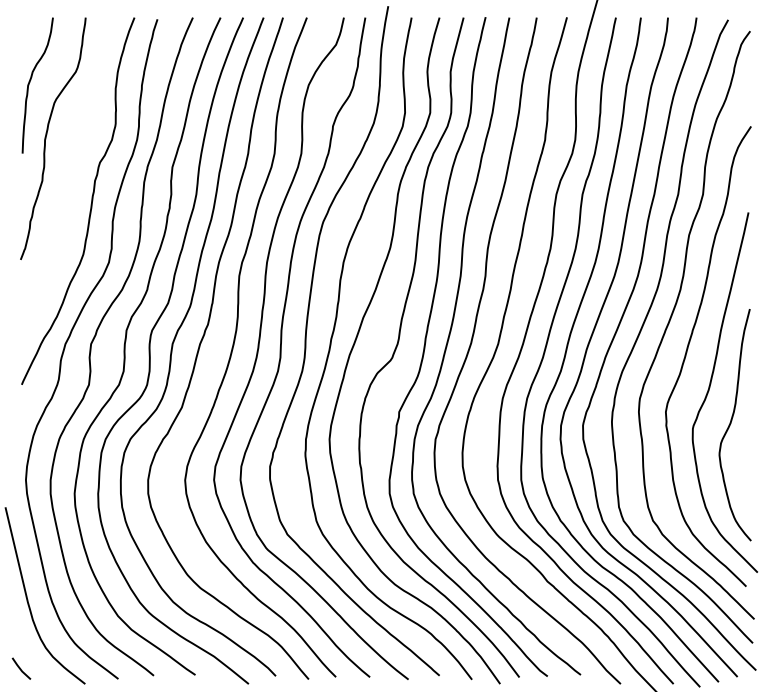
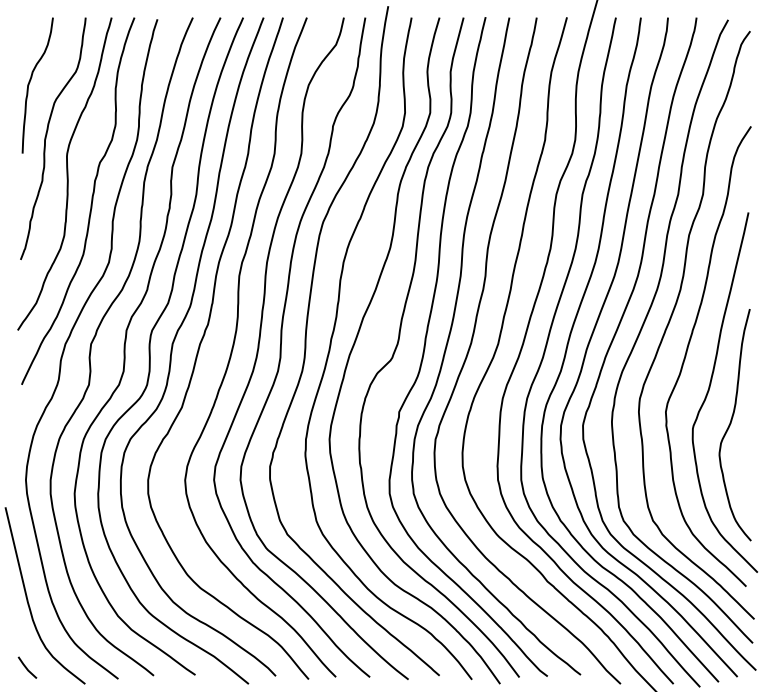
curve: none -> present (66, 173)
line position: (21, 668) -> (27, 667) (27, 667)
